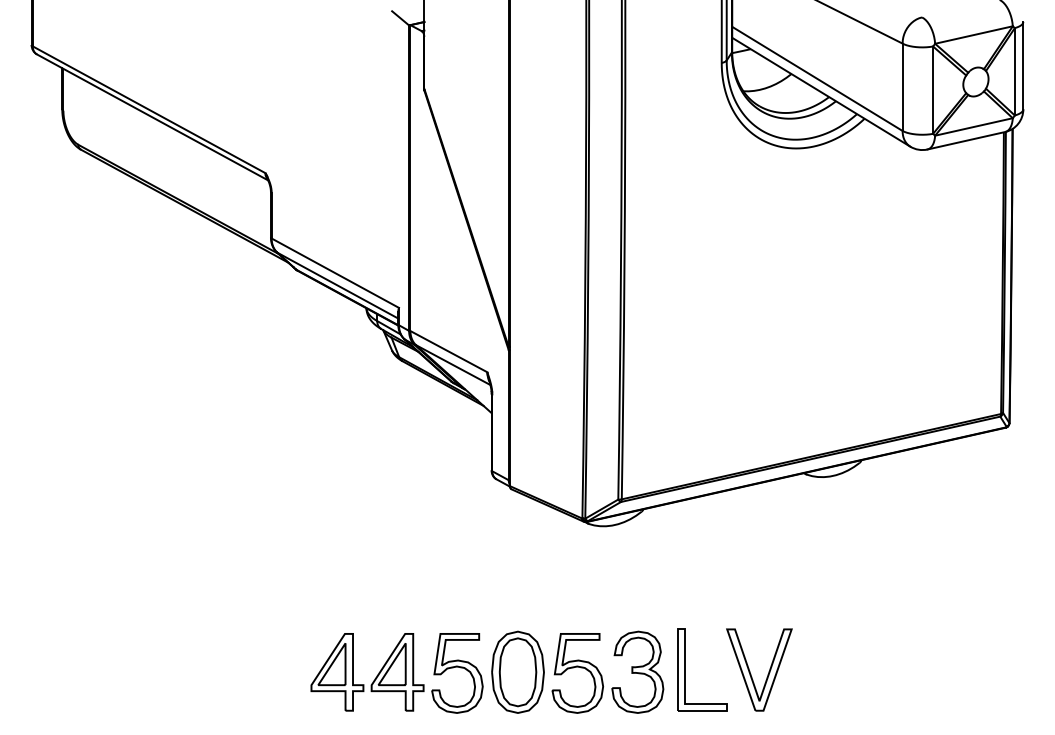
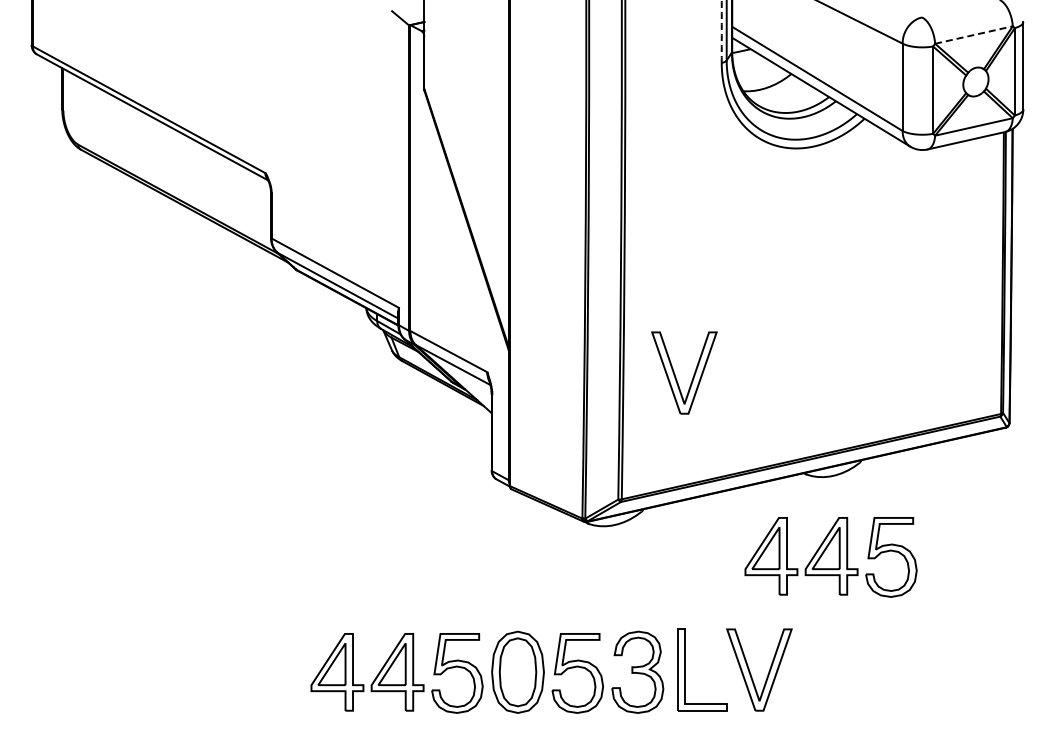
arc: solid -> dashed (721, 31)
line: solid -> dashed (973, 35)
part: none -> present (675, 374)
part: none -> present (830, 557)
